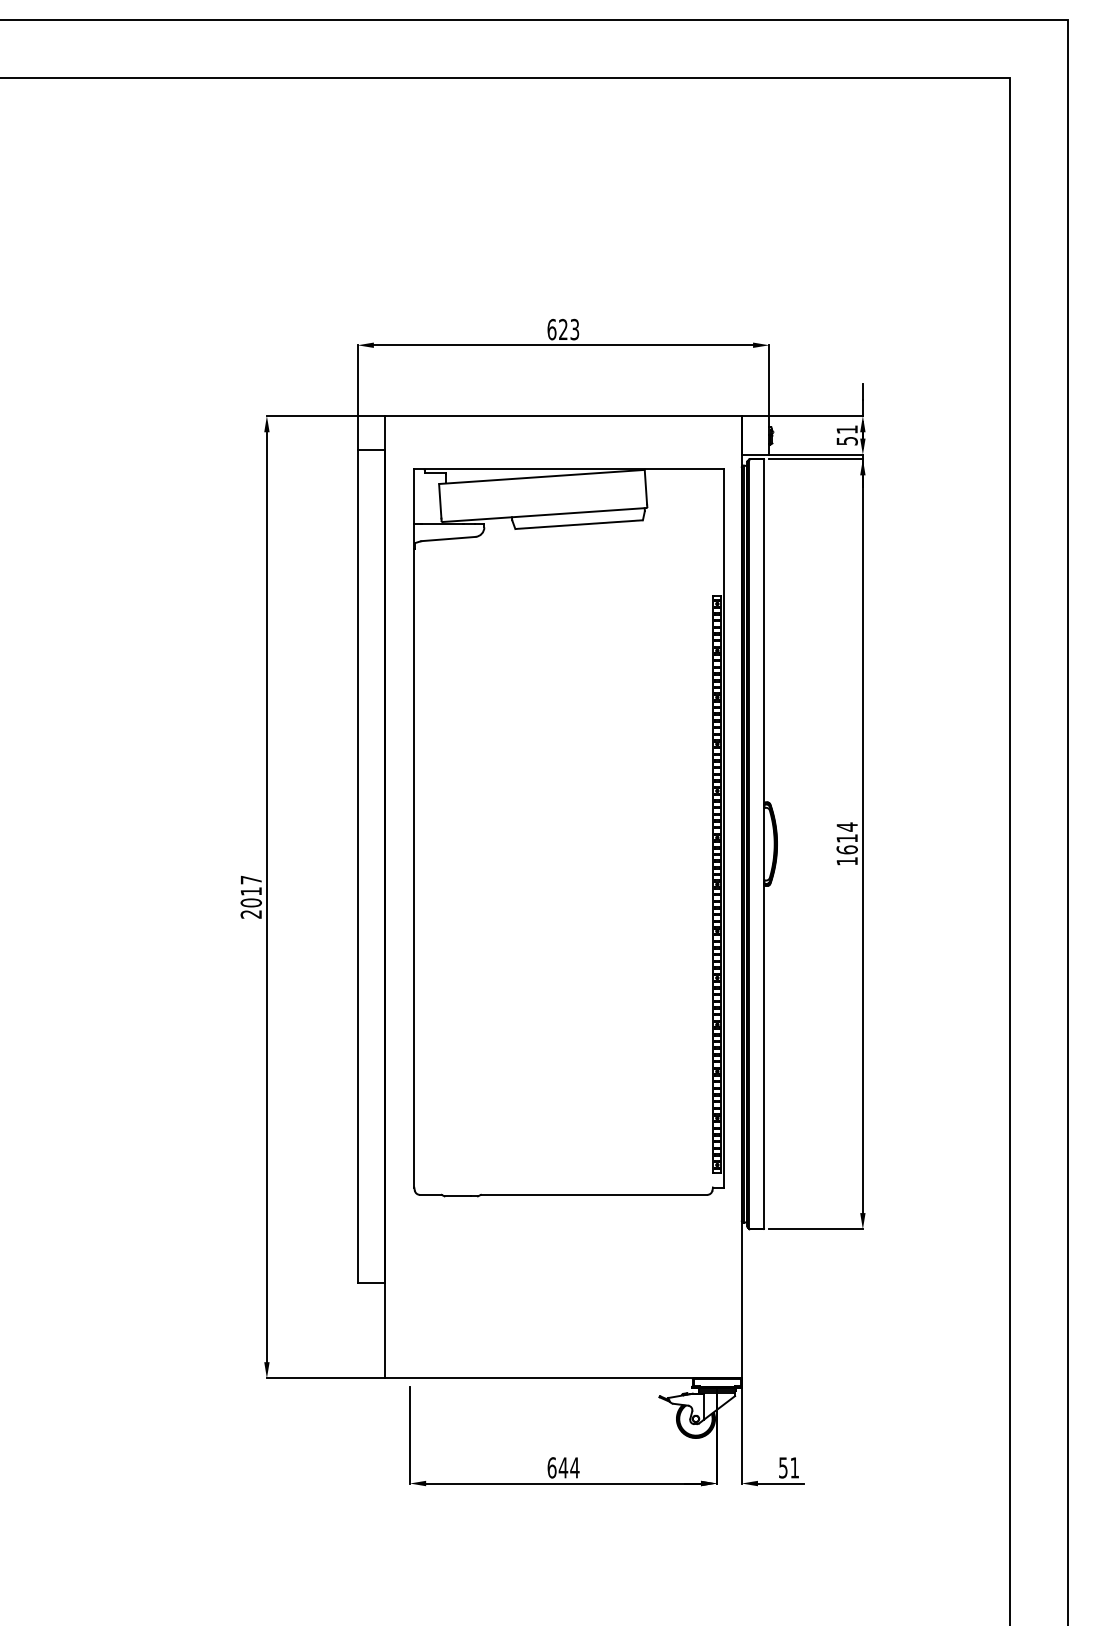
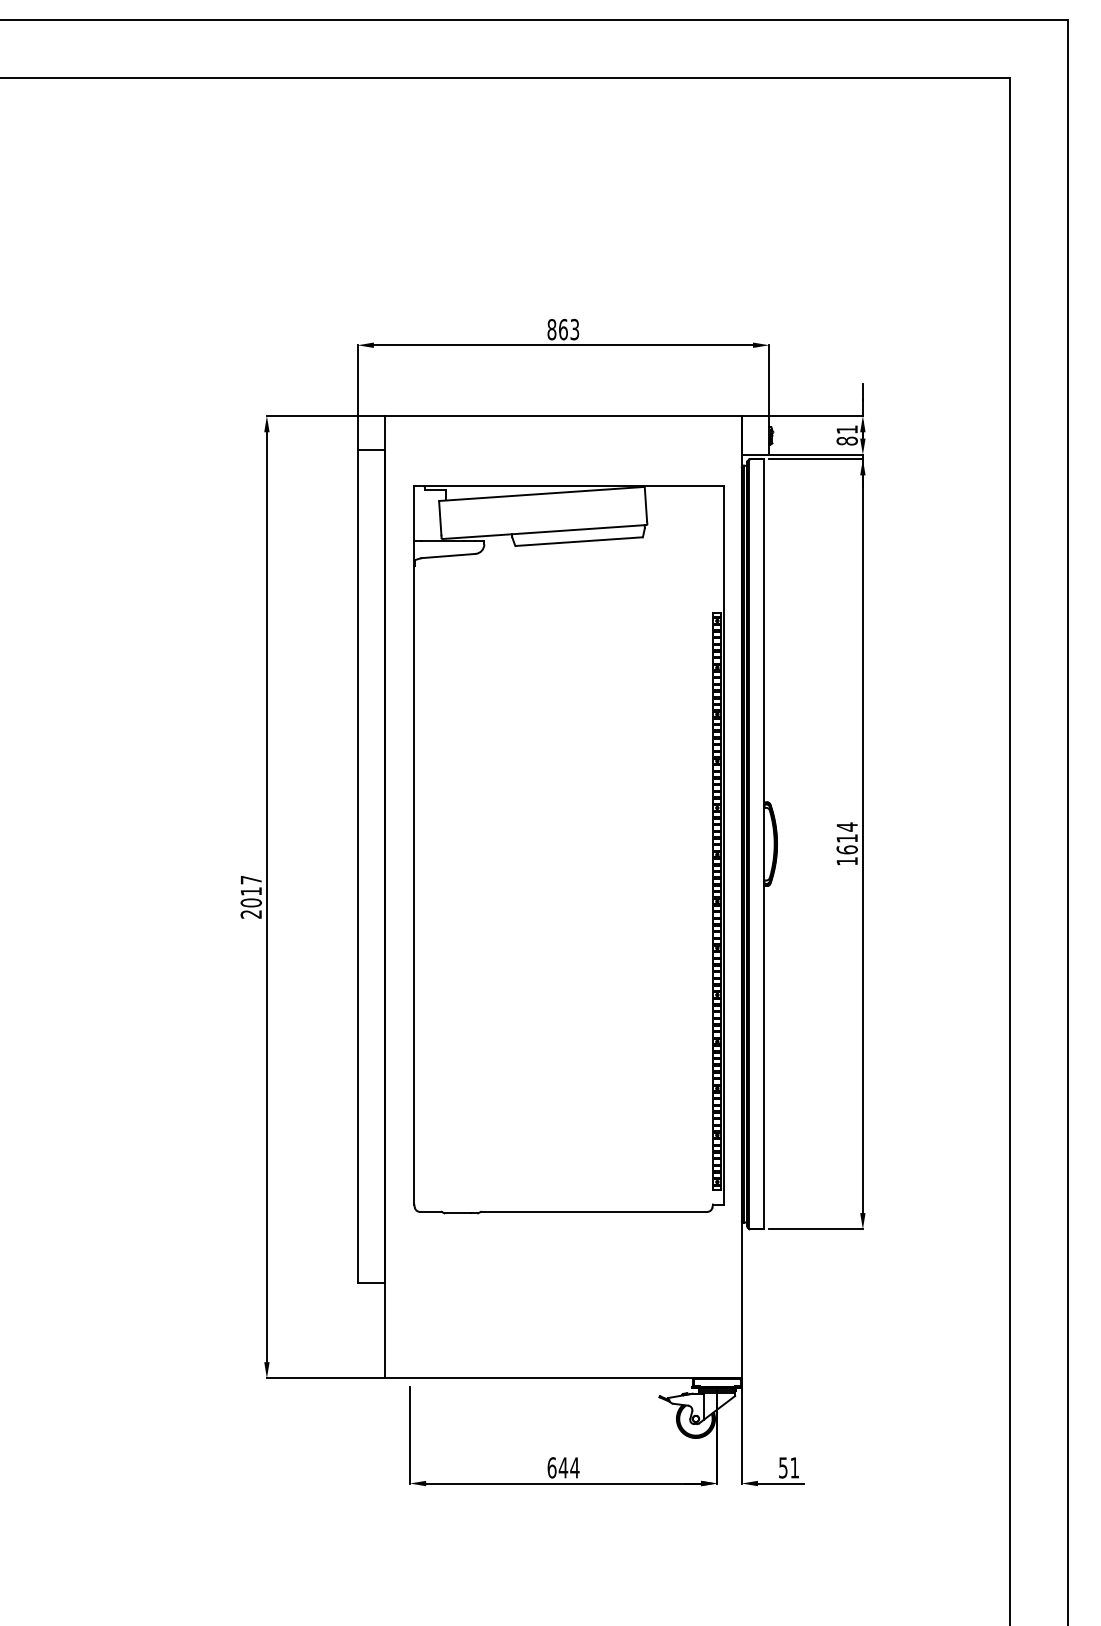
text: 623 -> 863 (557, 329)
text: 51 -> 81 (846, 440)
part position: (568, 832) -> (568, 849) (568, 849)
